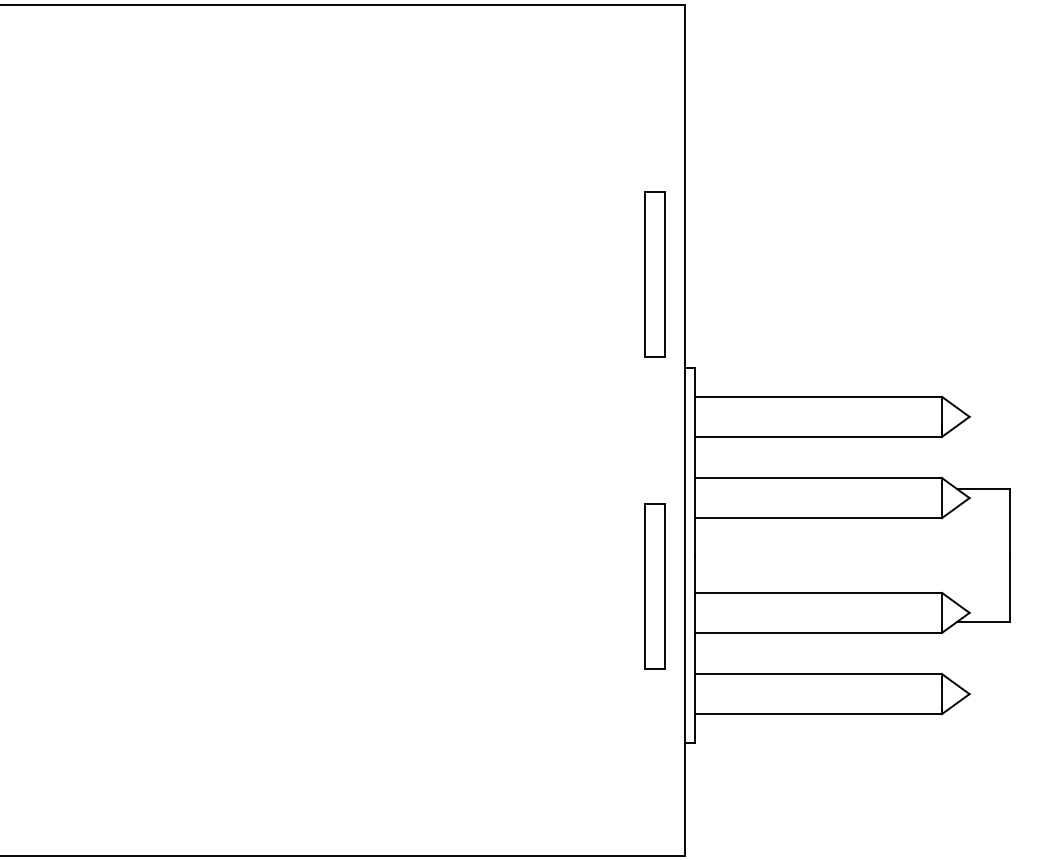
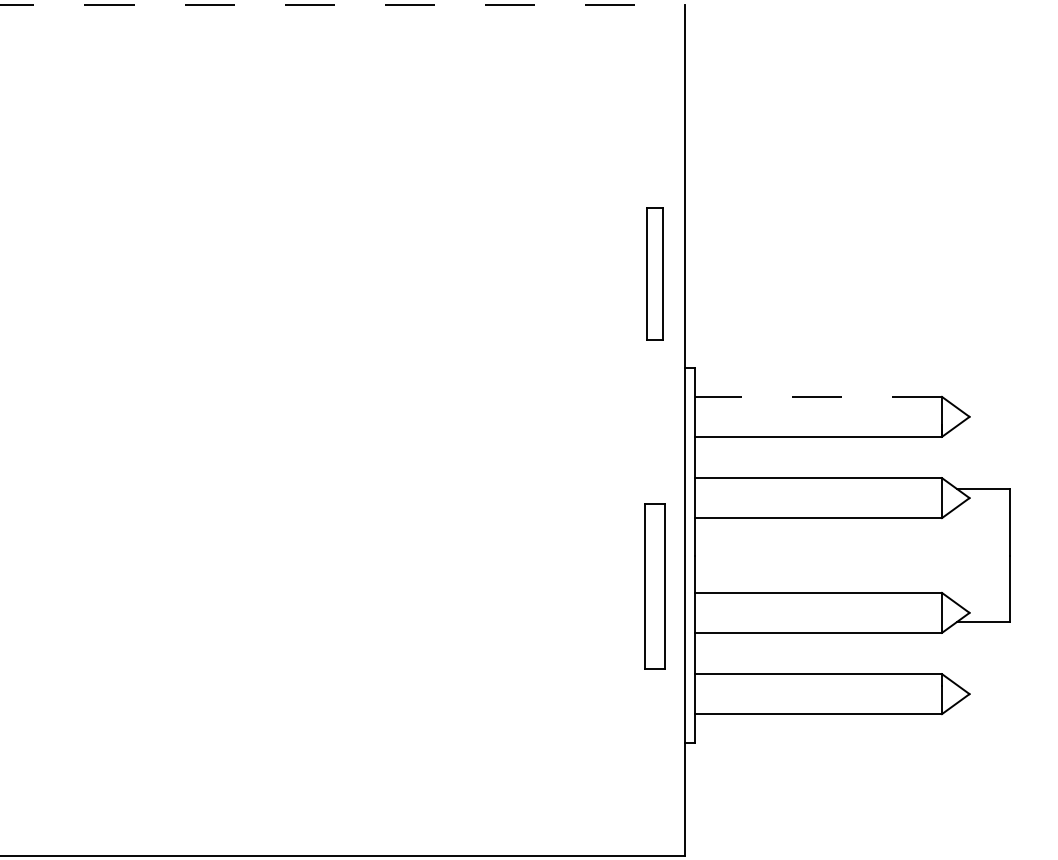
line: solid -> dashed (342, 5)
part size: 22x167 px -> 18x134 px (654, 273)
line: solid -> dashed (818, 396)
